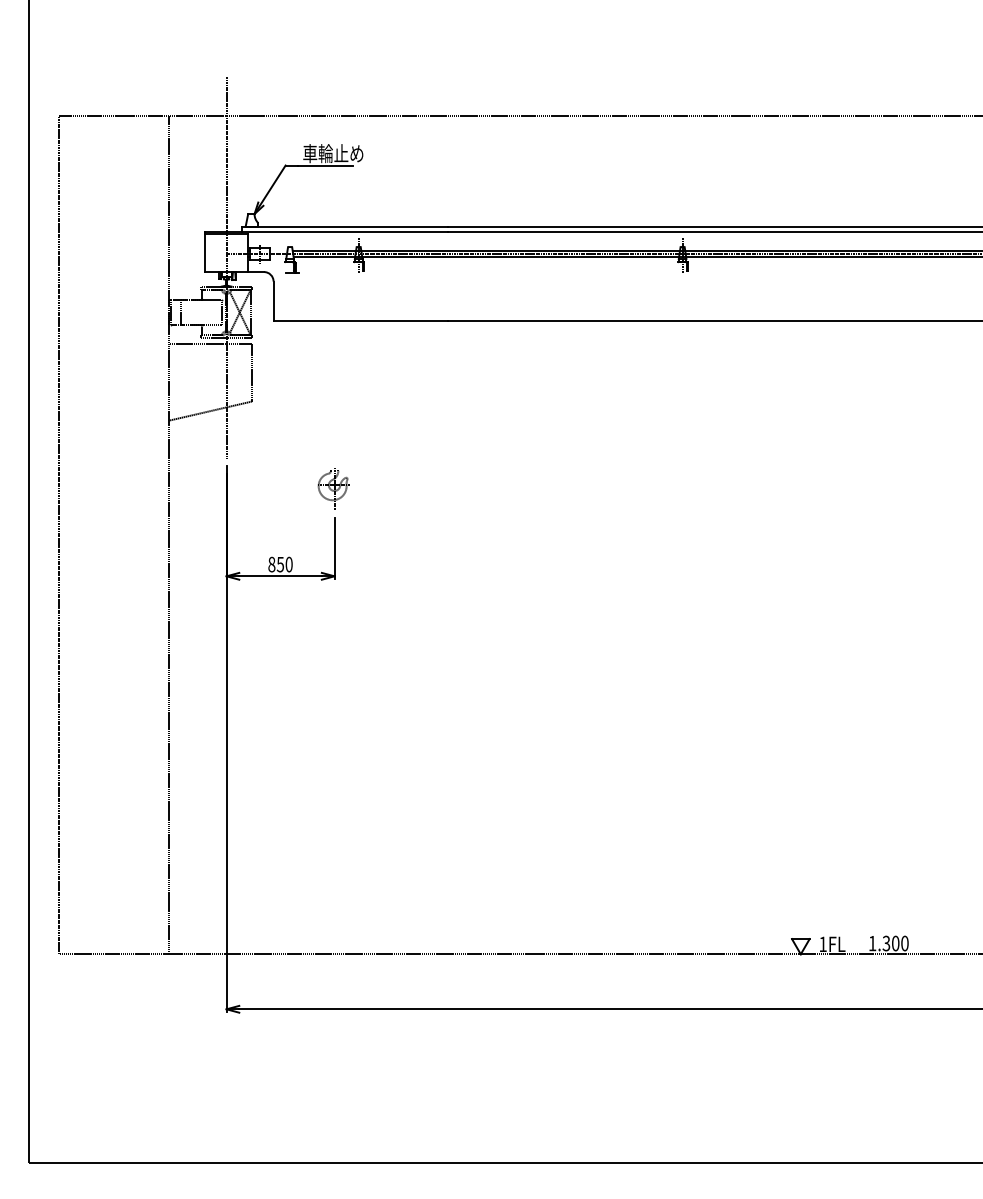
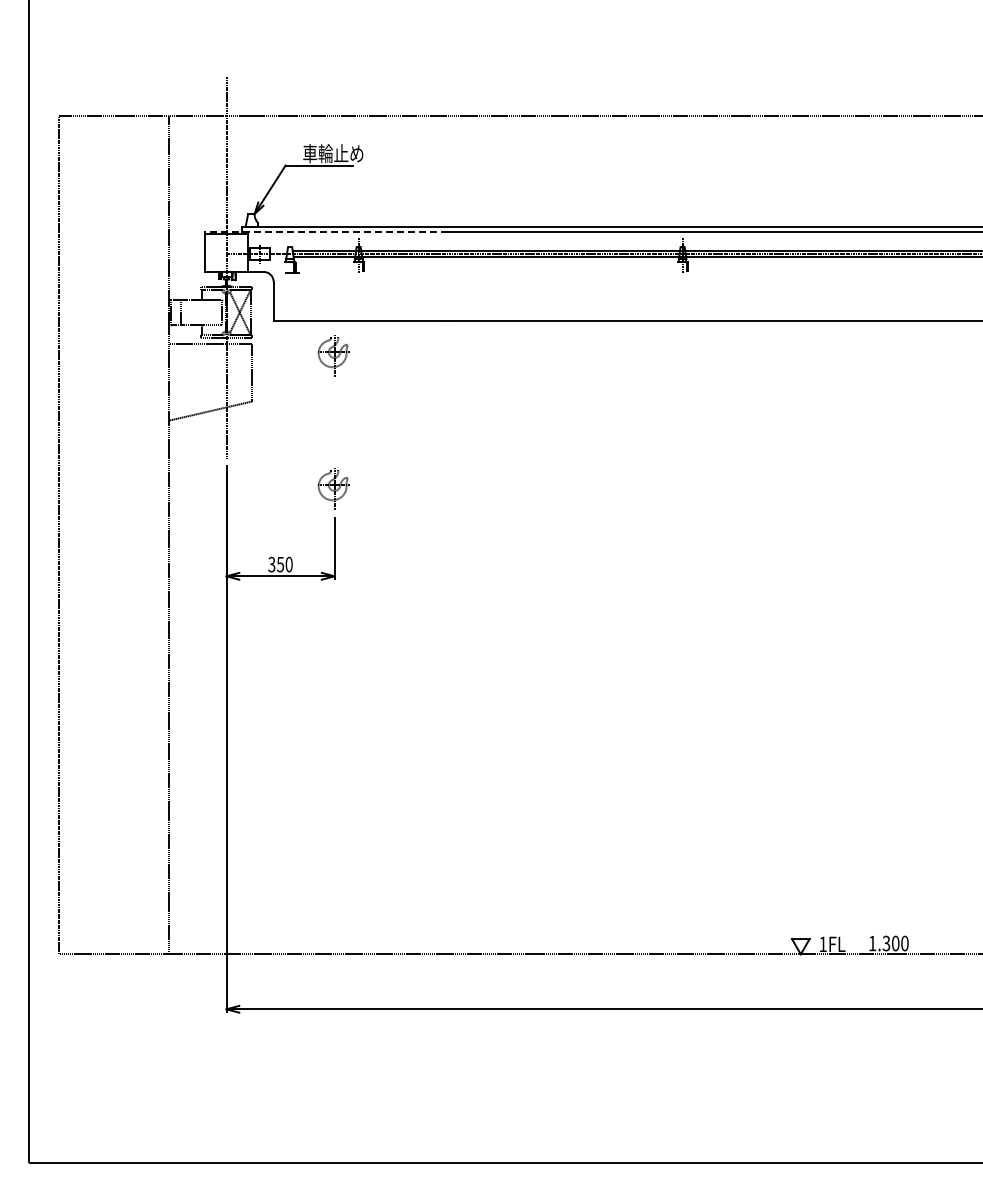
line: solid -> dashed (326, 232)
part: none -> present (333, 355)
text: 850 -> 350 (271, 564)
